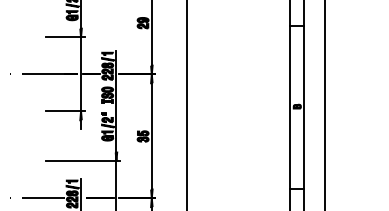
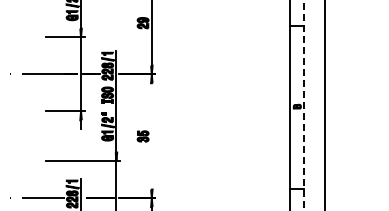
line: present -> none (187, 104)
line: solid -> dashed (304, 105)
line: present -> none (151, 136)
